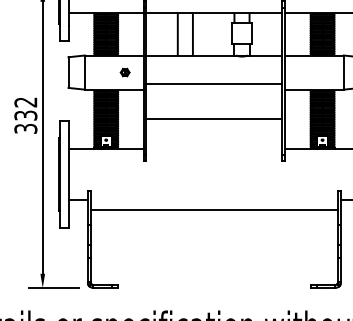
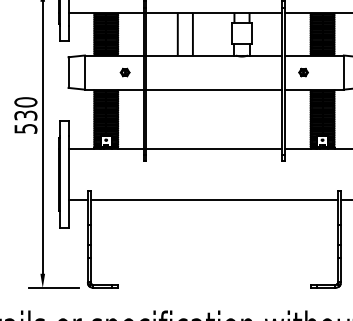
part: none -> present (303, 72)
line position: (214, 83) -> (214, 89) (214, 89)
text: 332 -> 530 (25, 115)
line position: (214, 119) -> (214, 149) (214, 149)
line position: (214, 209) -> (214, 199) (214, 199)
